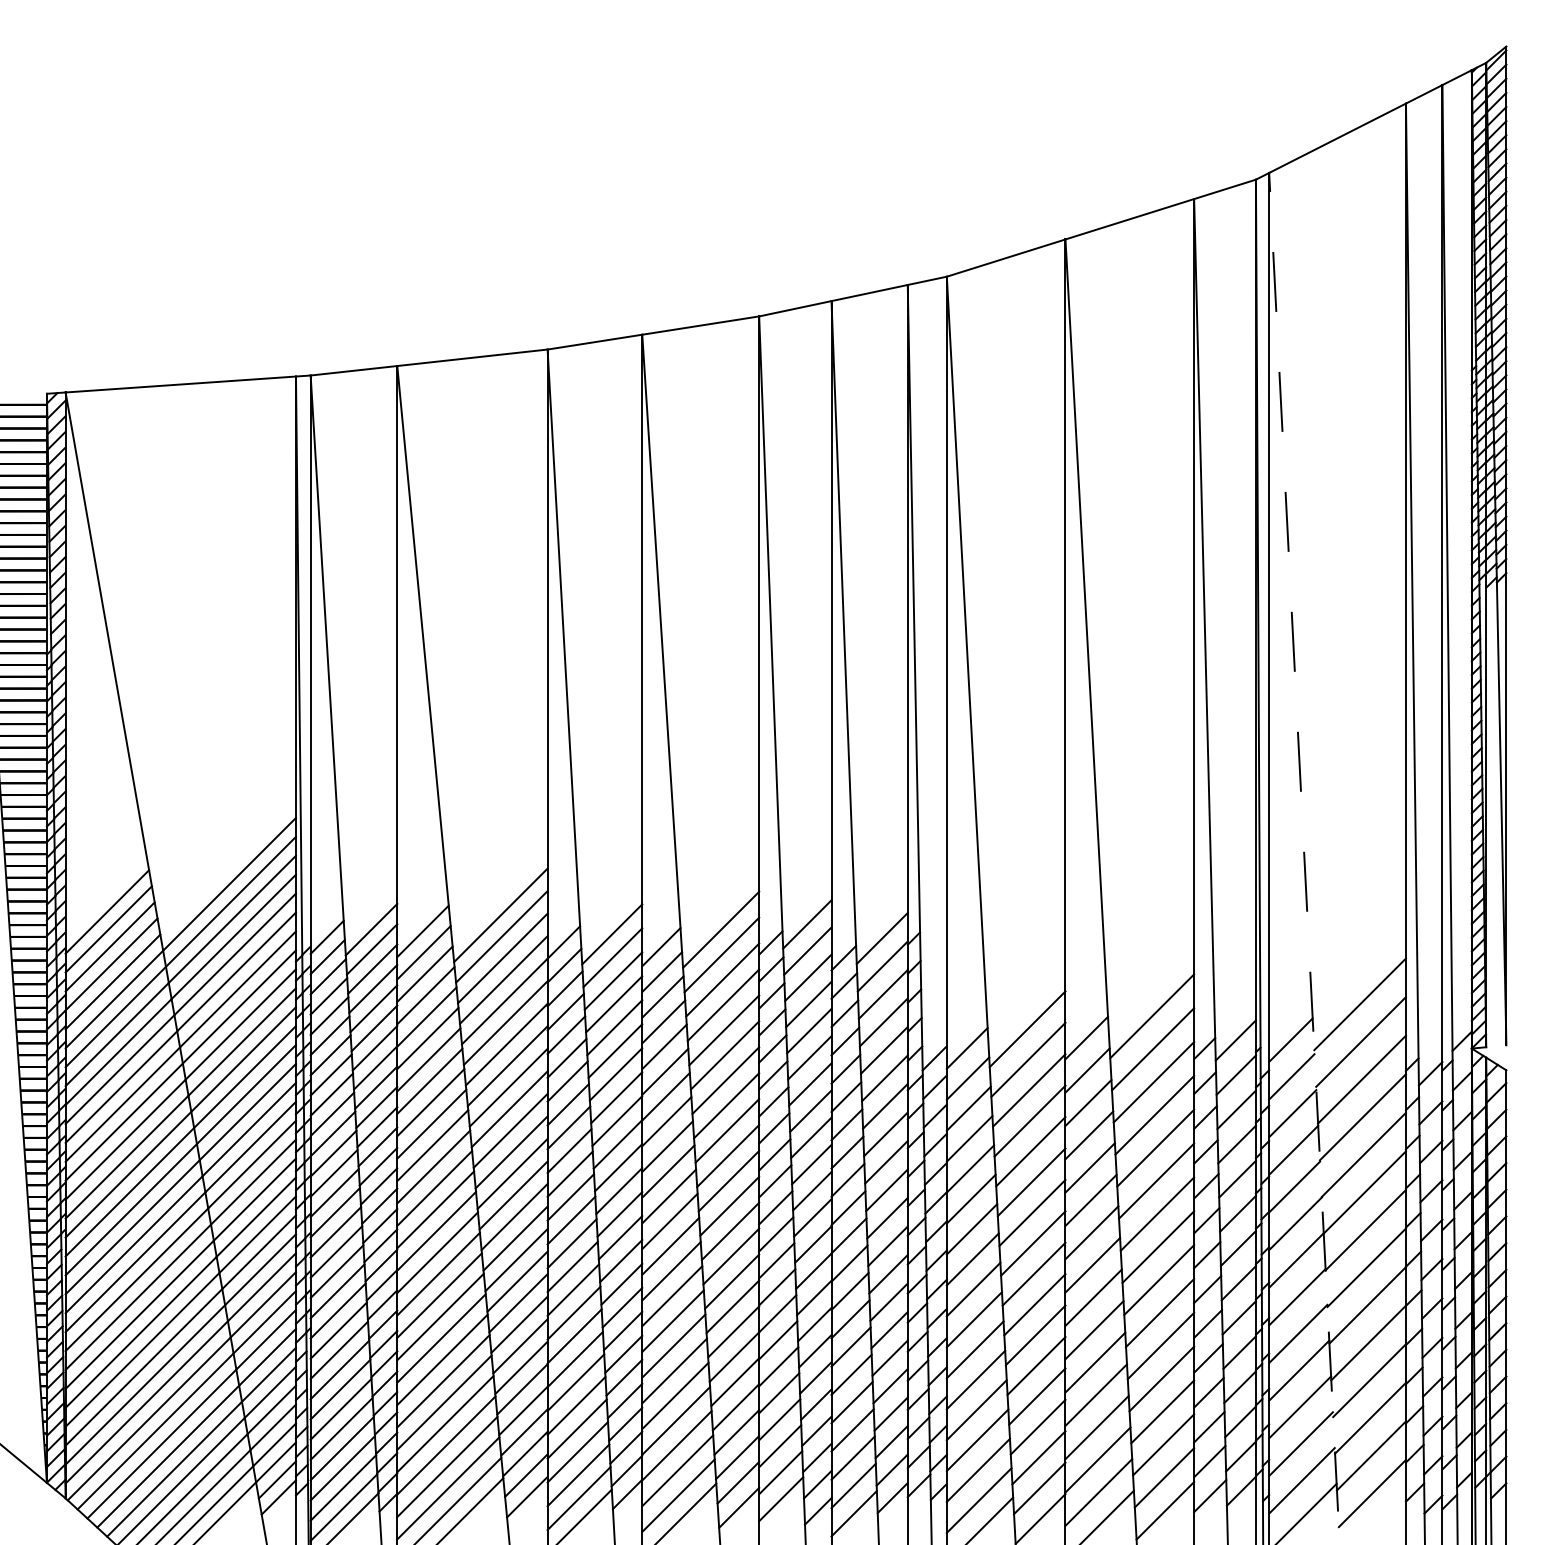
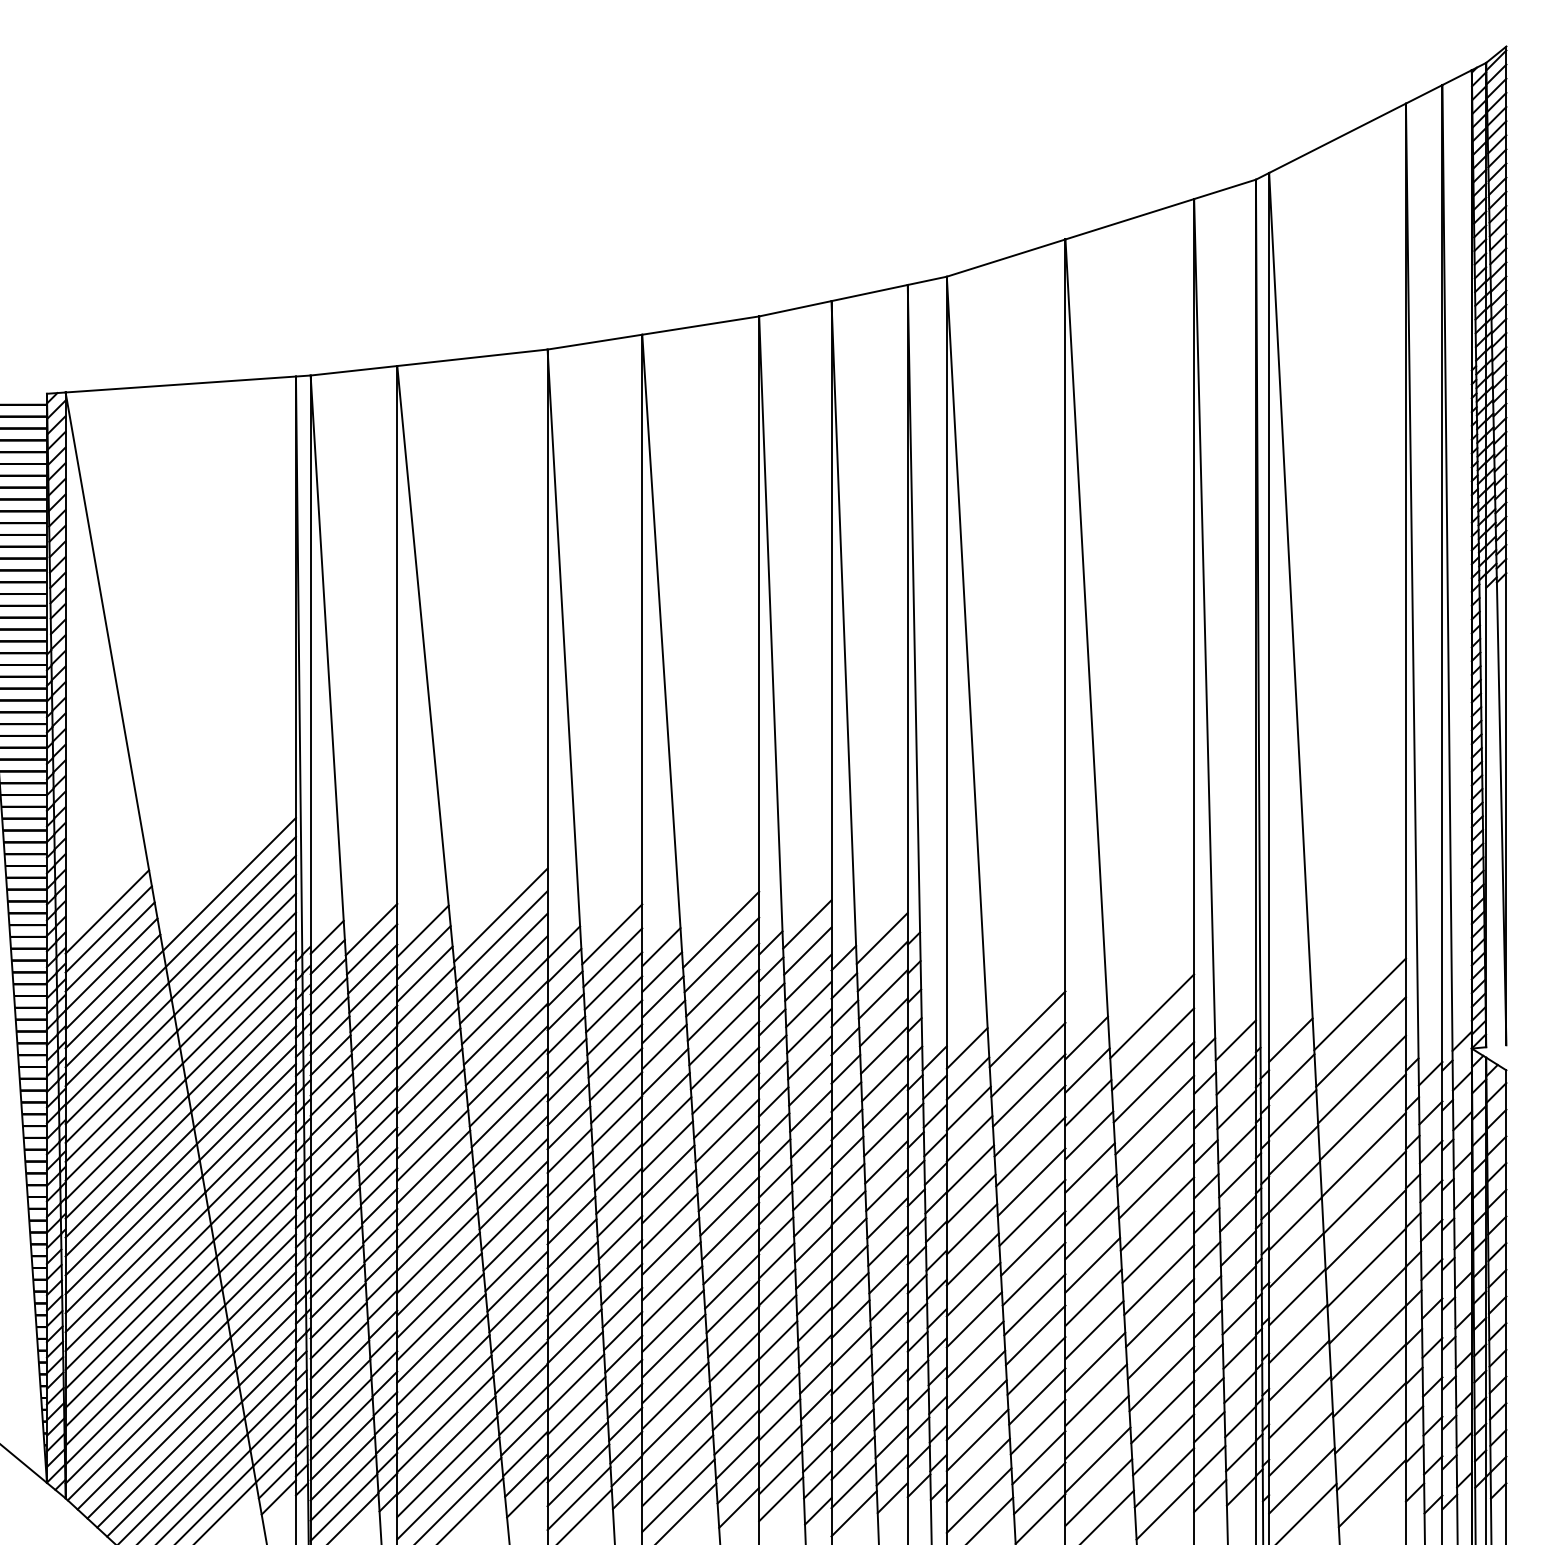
line: dashed -> solid (1304, 858)
